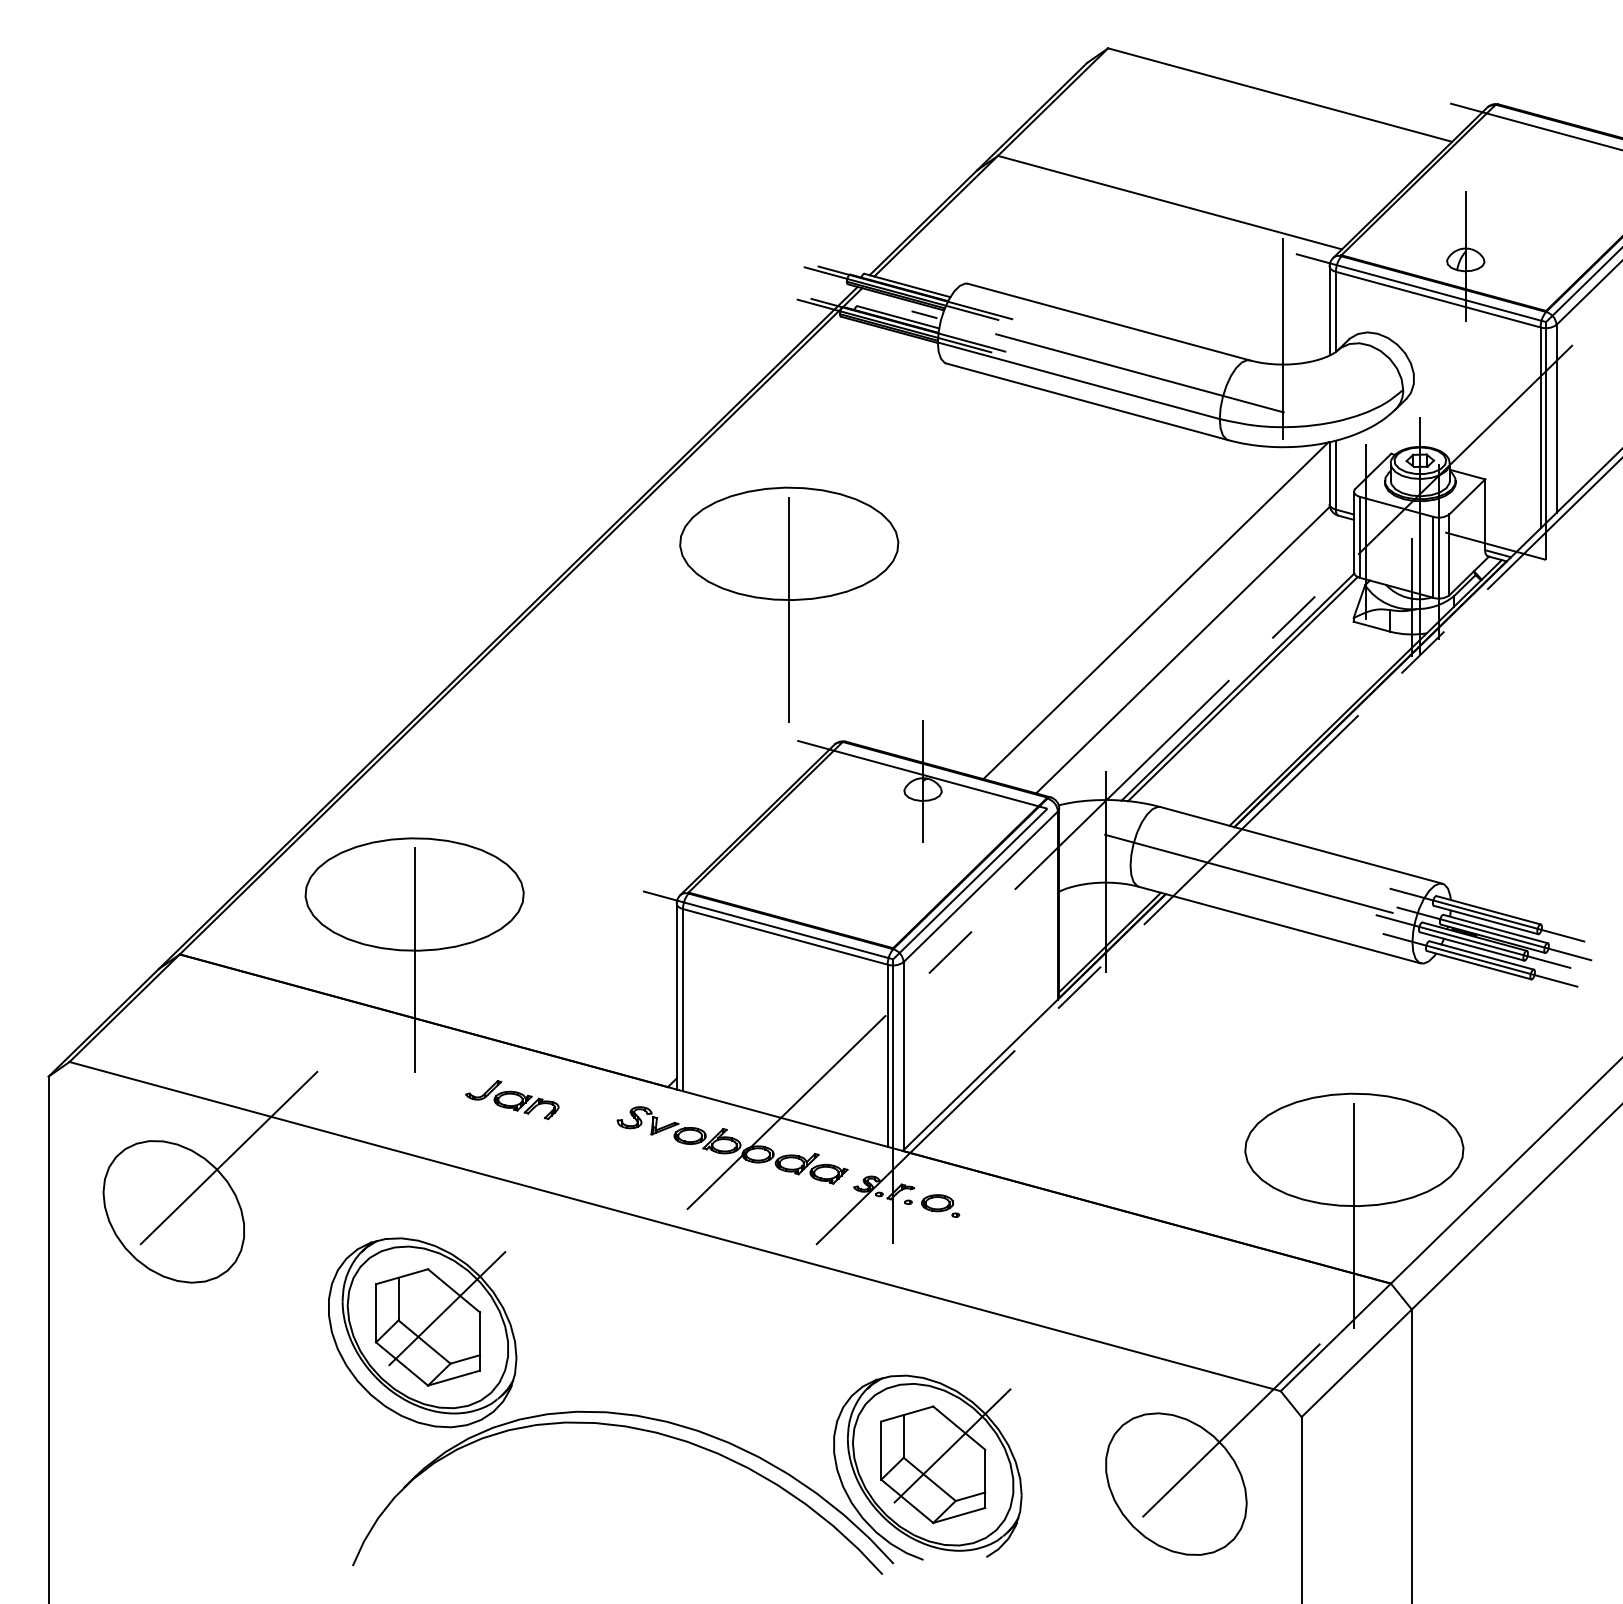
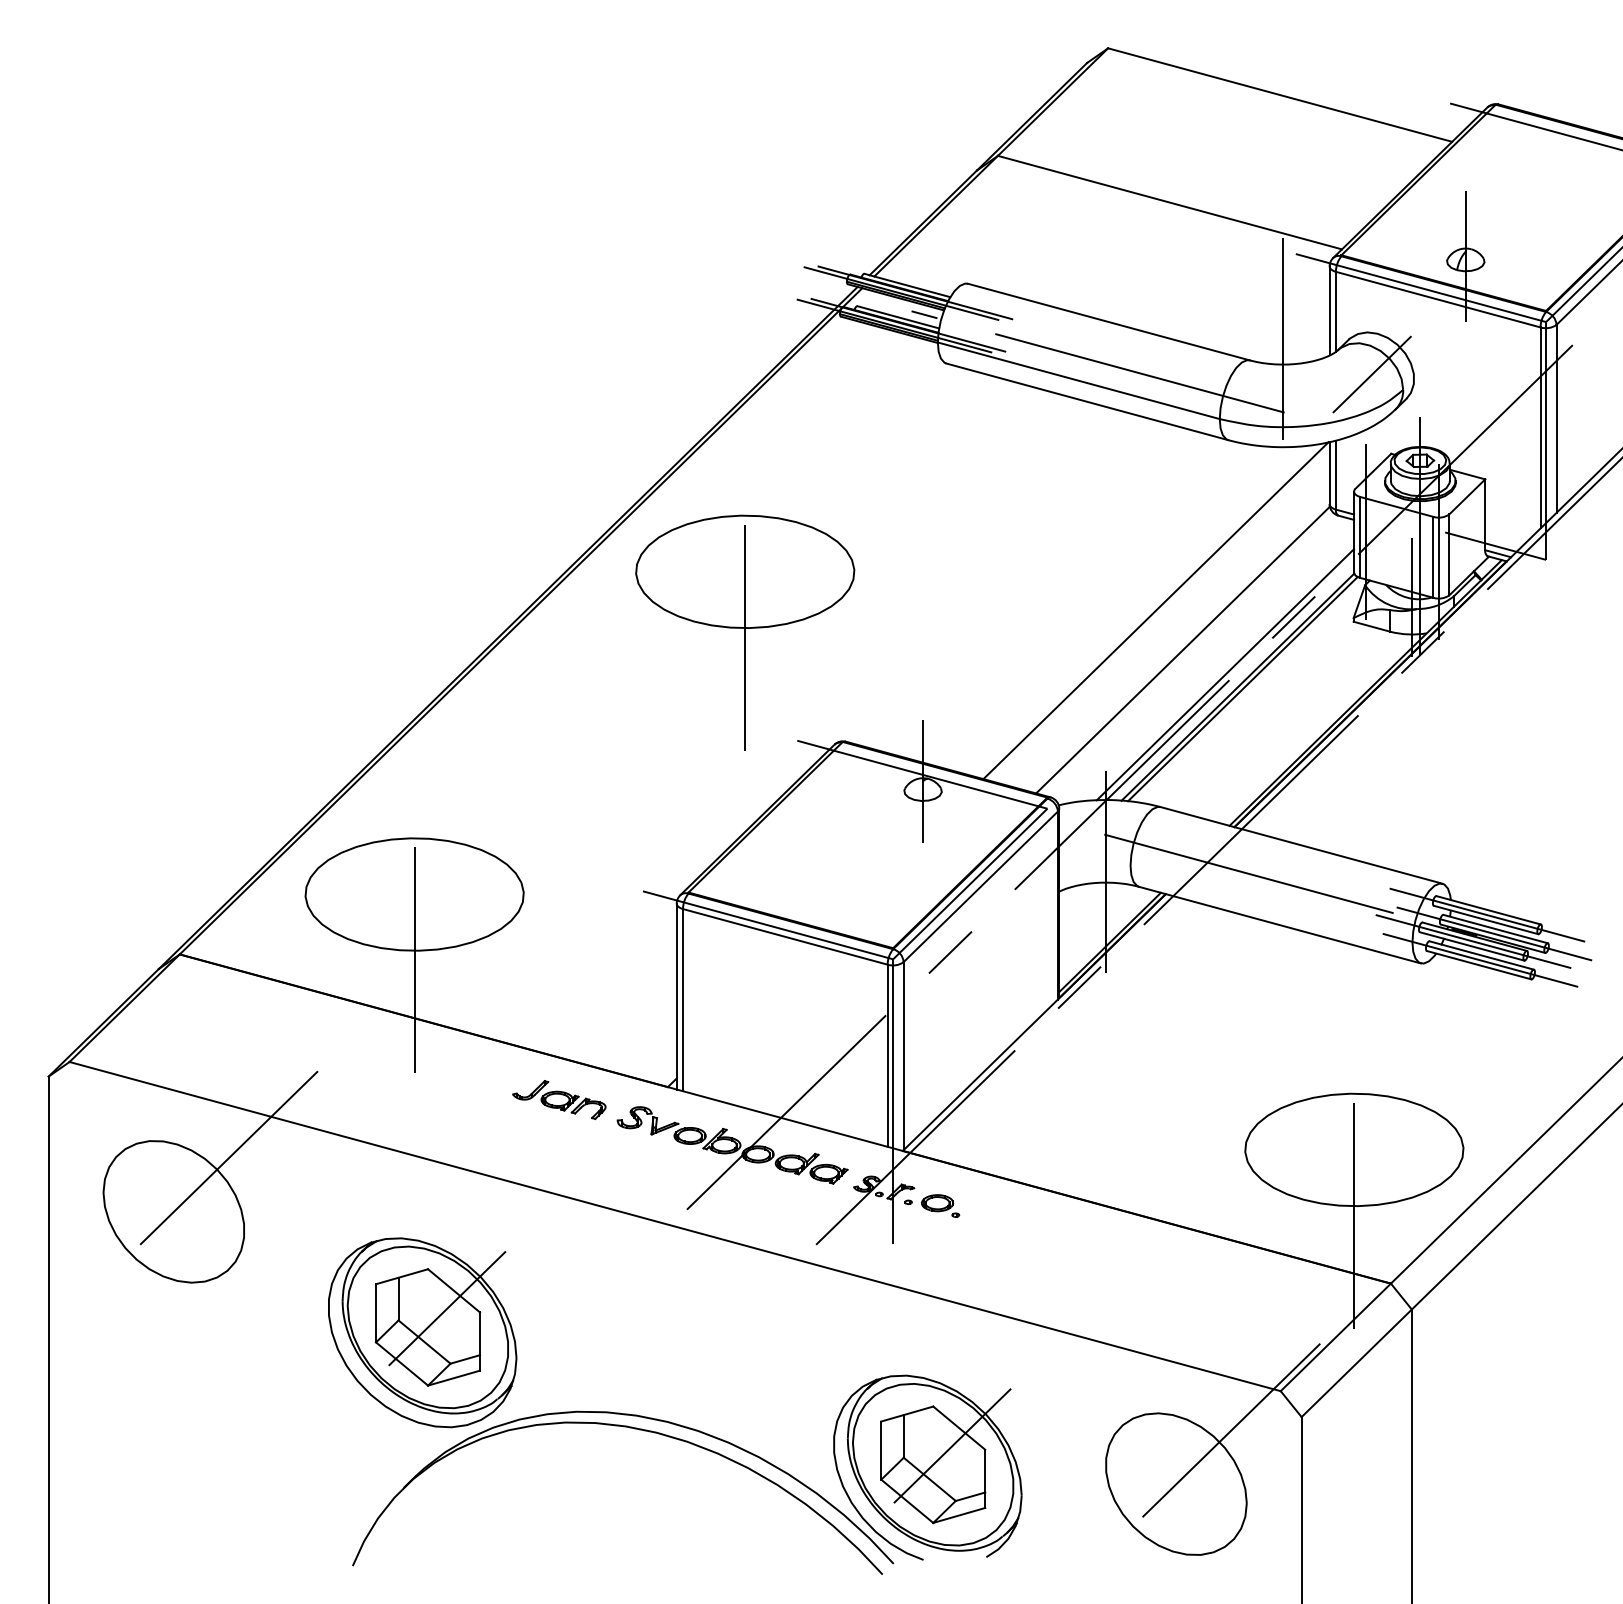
line: none -> present (1371, 374)
part position: (789, 604) -> (745, 632) (745, 632)
line: none -> present (1225, 674)
part position: (512, 1100) -> (559, 1100) (559, 1100)
